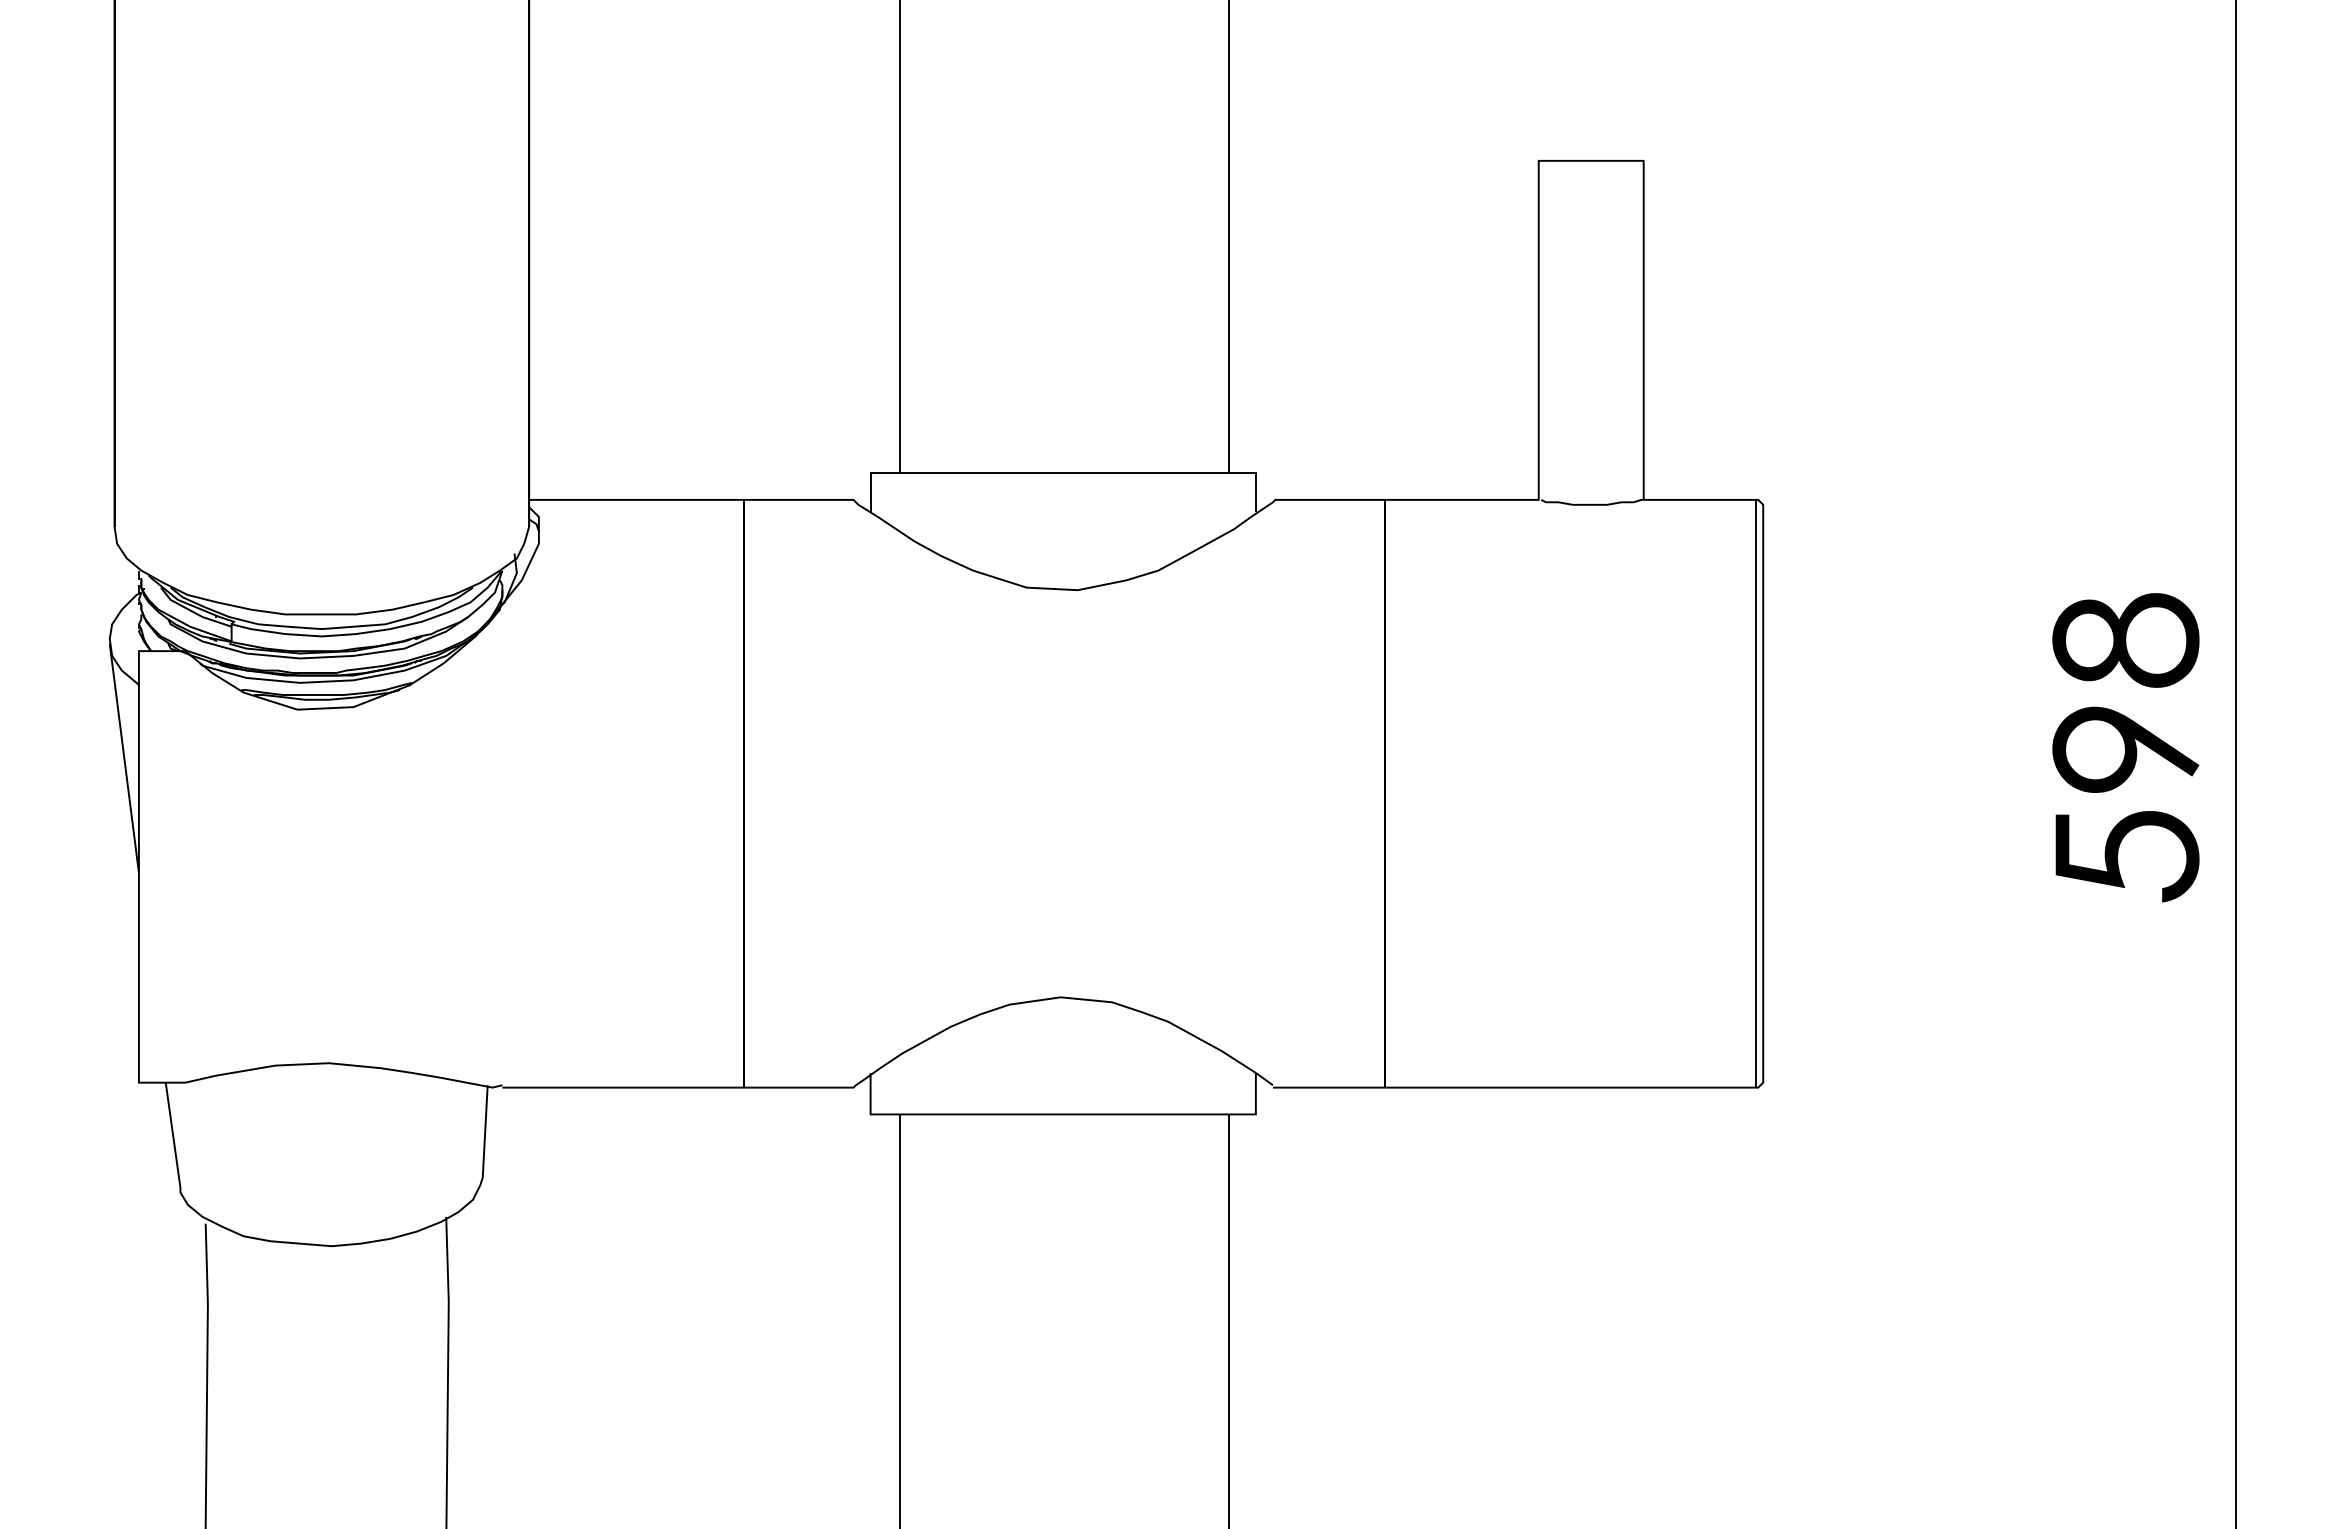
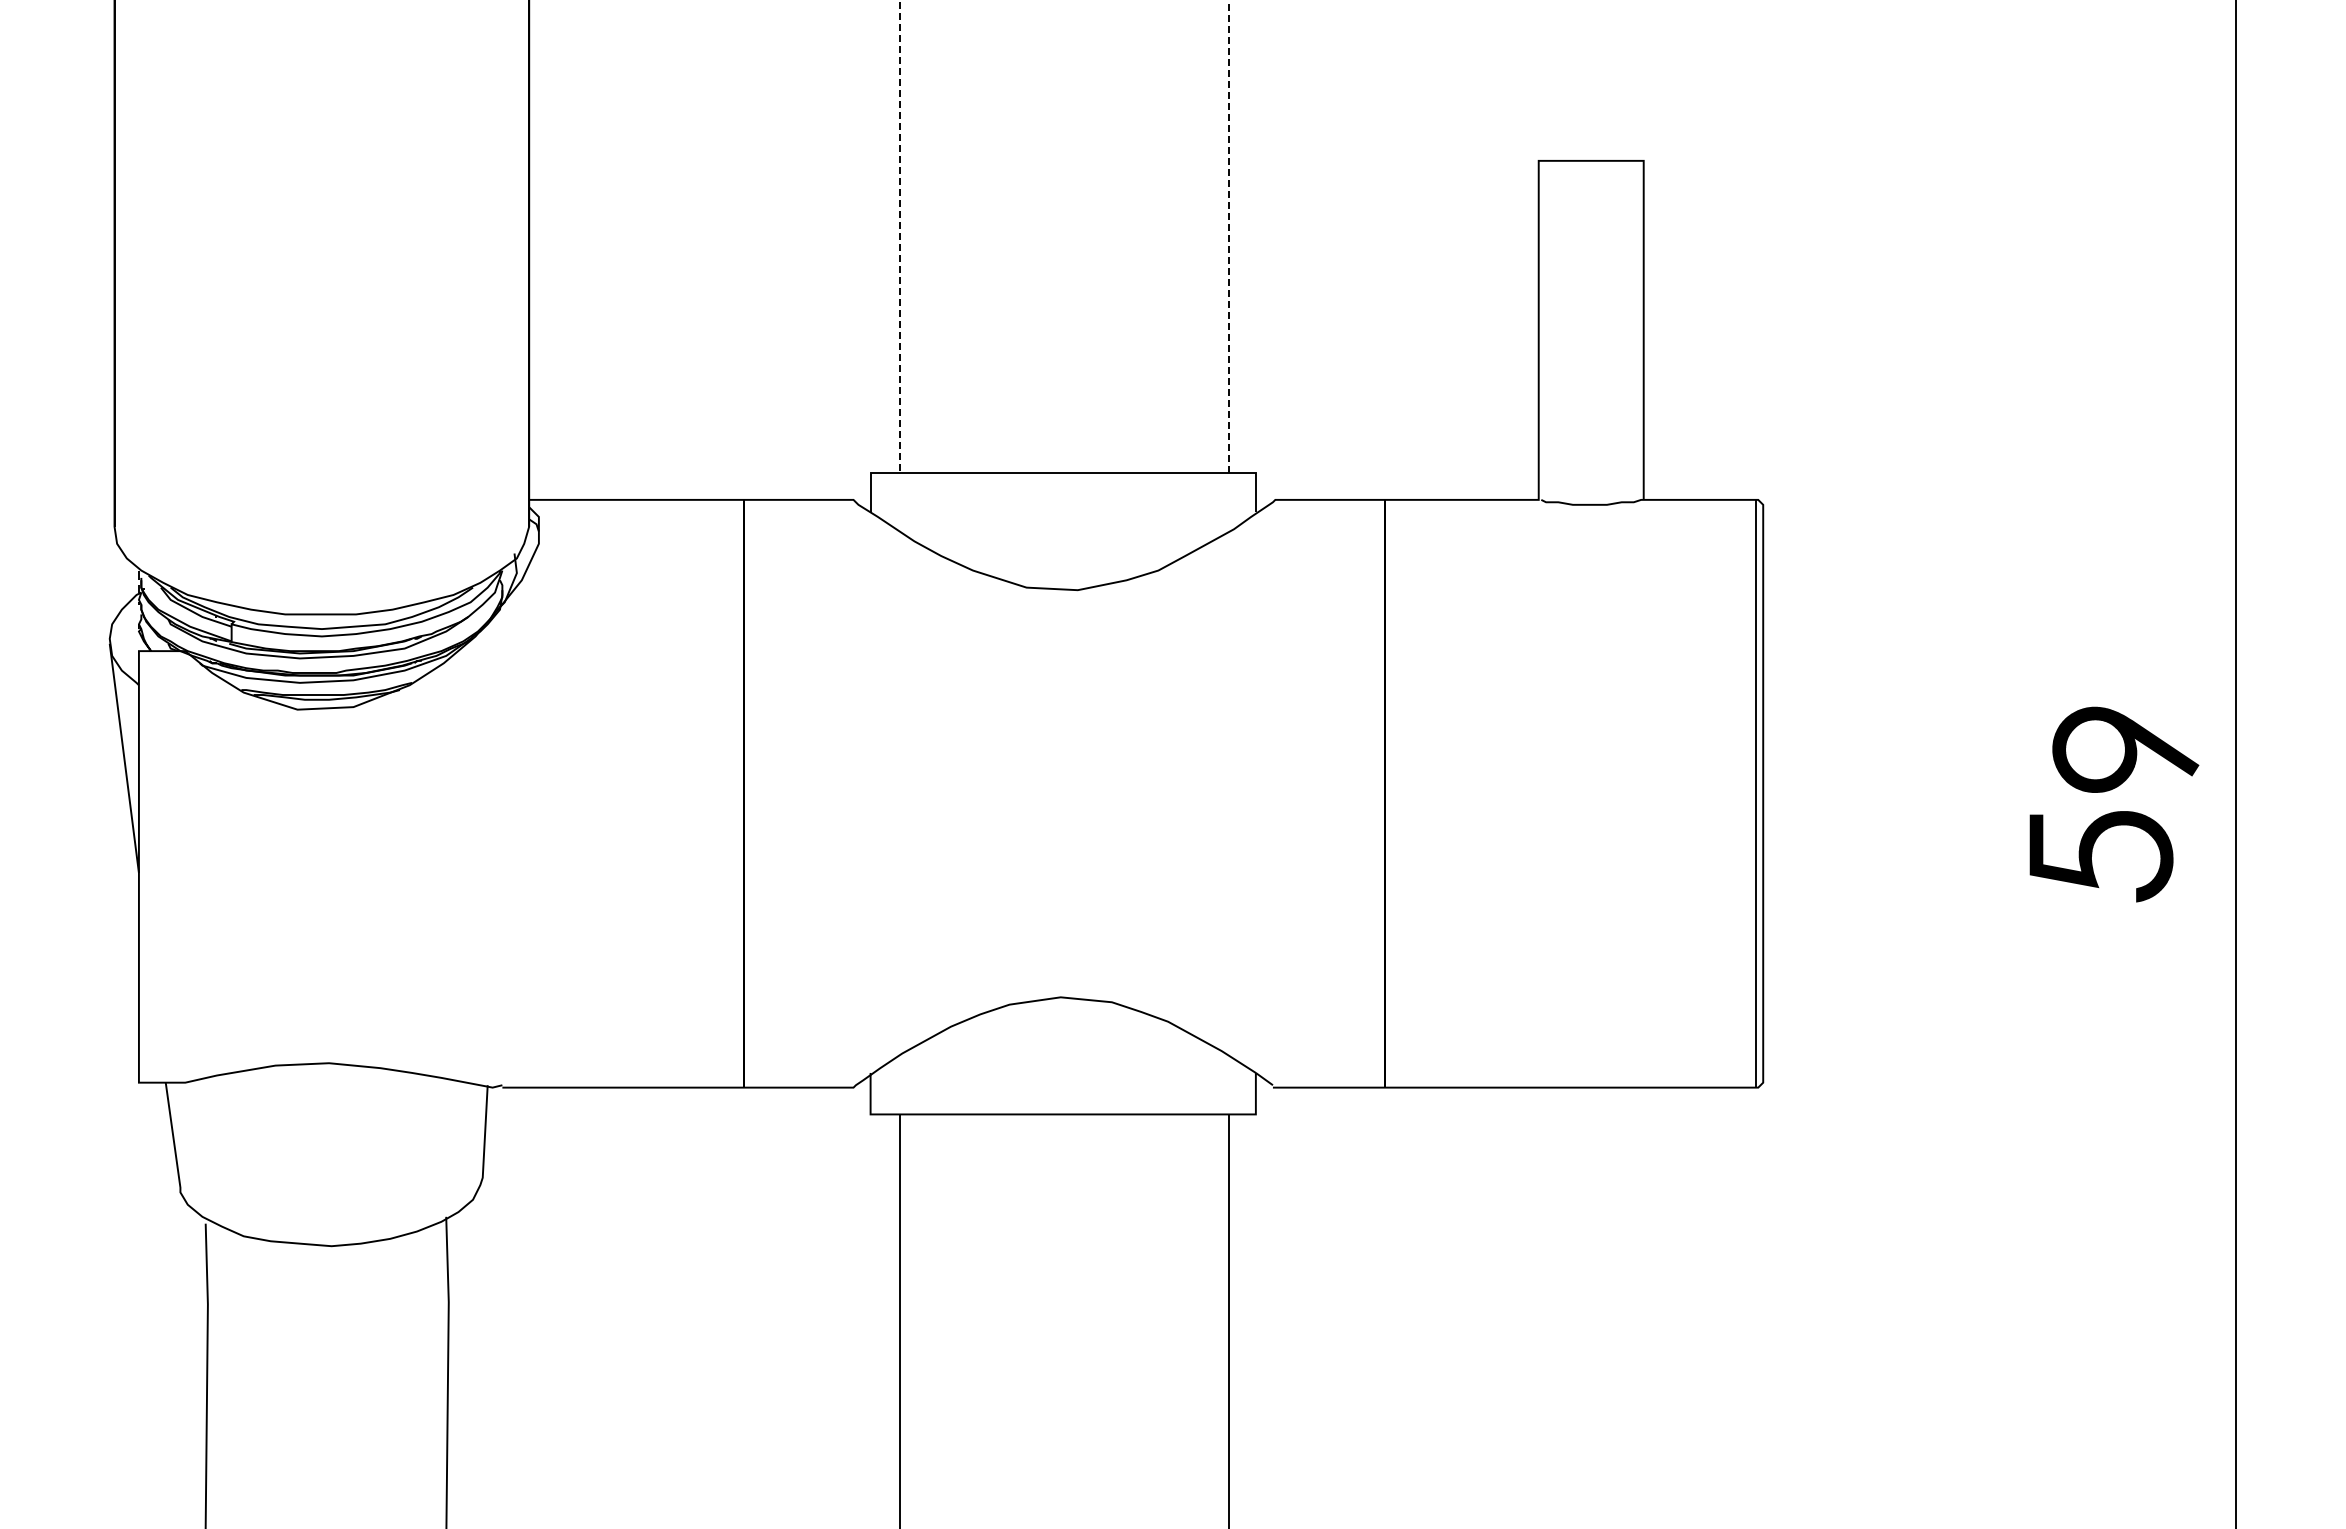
line: solid -> dashed (1229, 236)
line: solid -> dashed (899, 237)
part: present -> none (2125, 640)
part position: (2118, 854) -> (2092, 854) (2092, 854)
